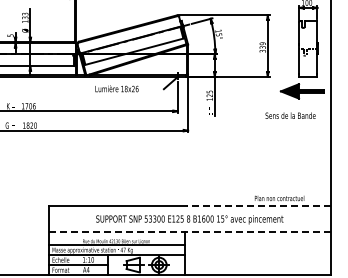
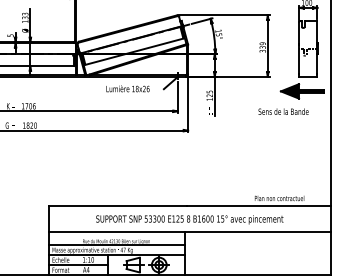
text position: (116, 88) -> (127, 88) (127, 88)
text position: (290, 115) -> (283, 111) (283, 111)
line: dashed -> solid (258, 206)
line: dashed -> solid (190, 232)
